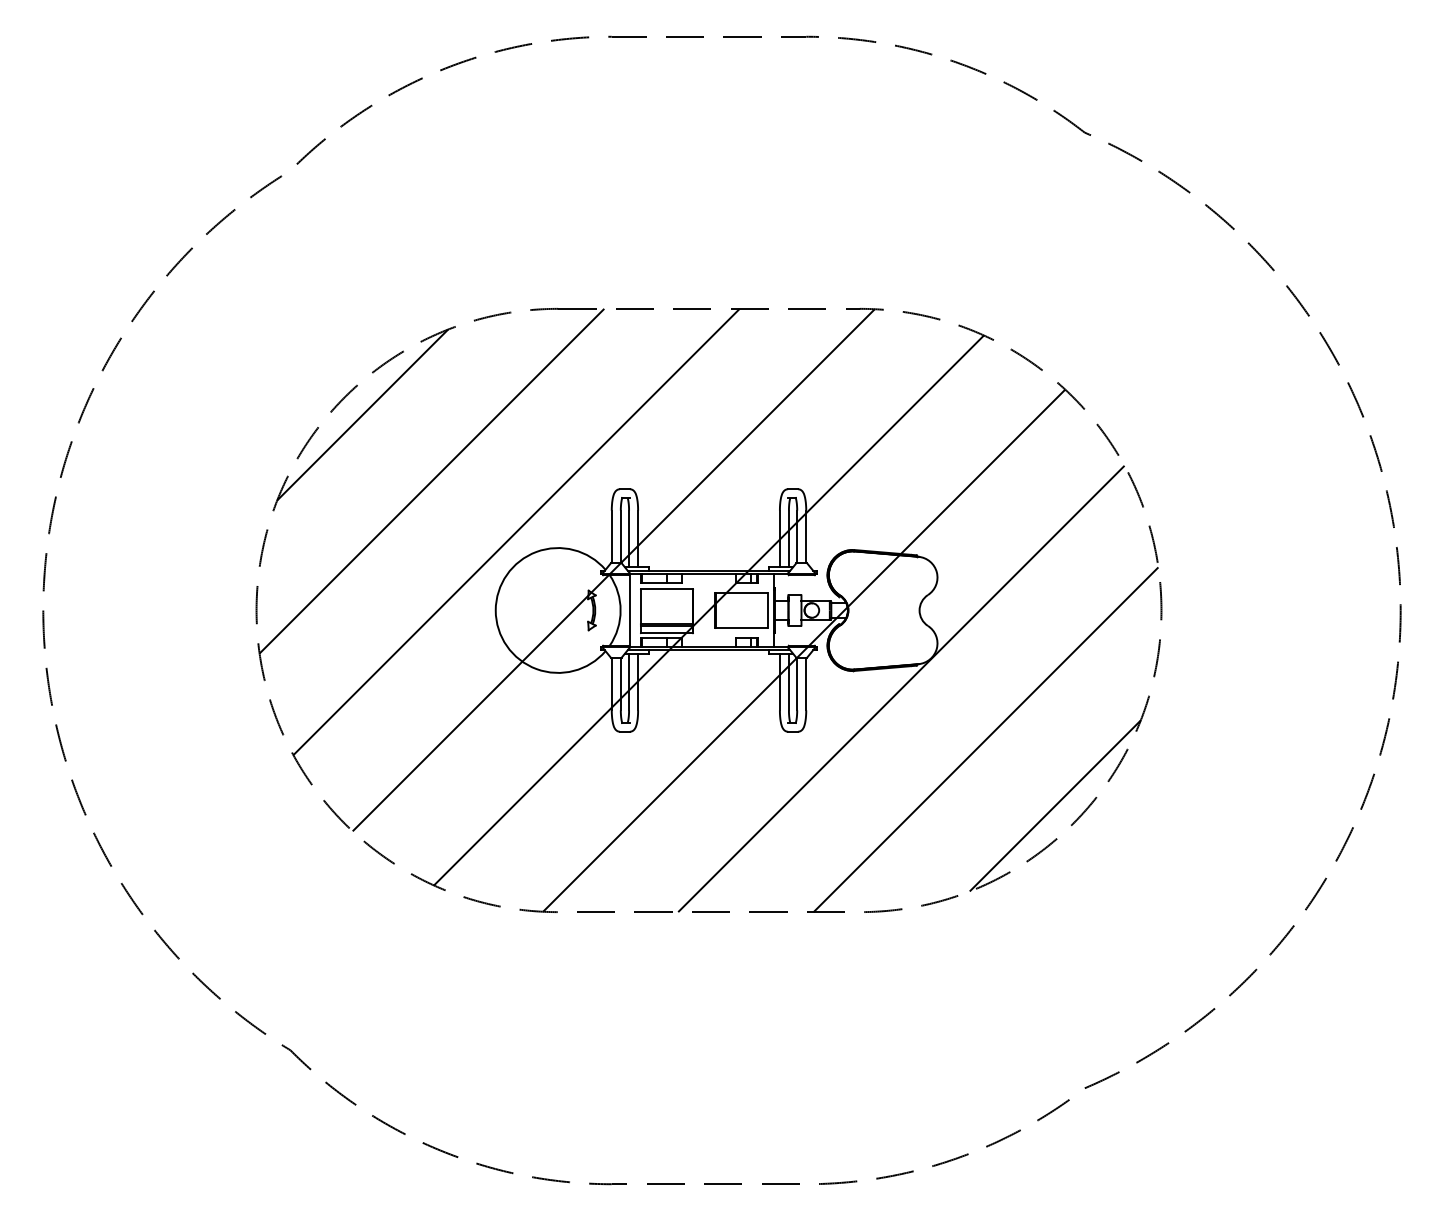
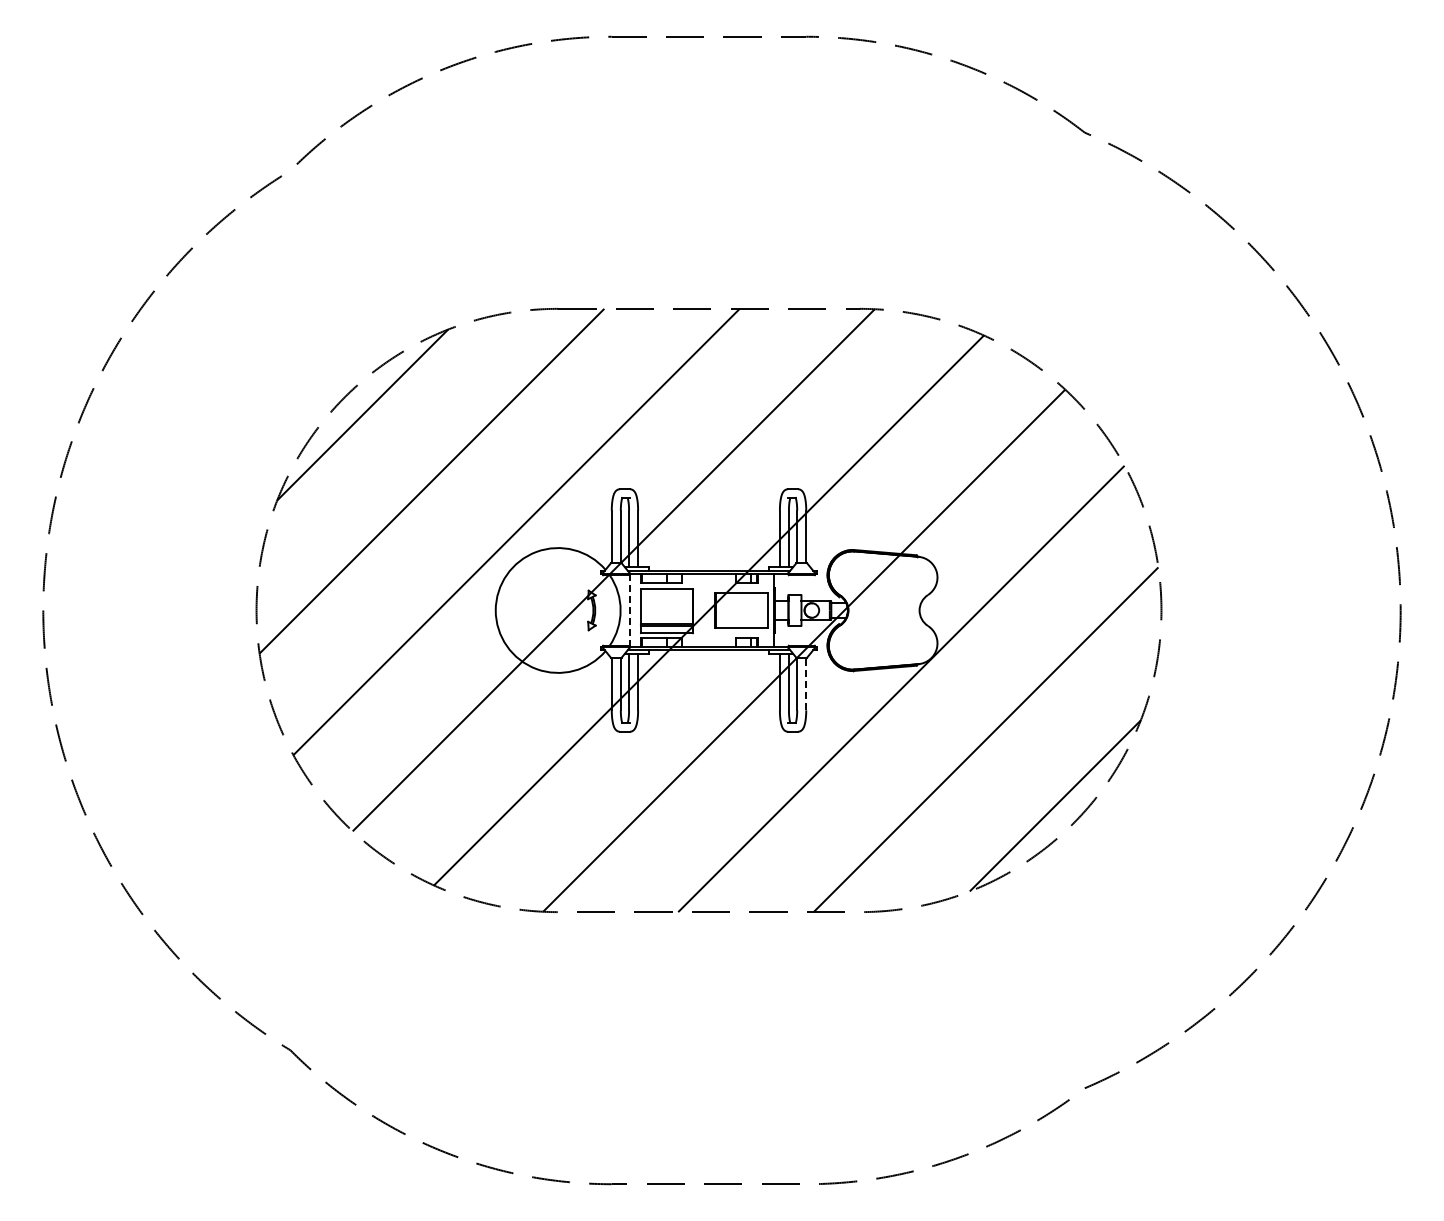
line: solid -> dashed (629, 610)
line: solid -> dashed (806, 683)
